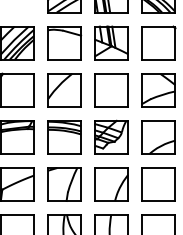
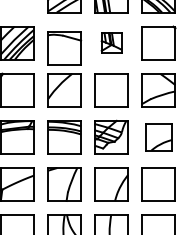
part size: 35x36 px -> 23x22 px (111, 42)
part position: (64, 43) -> (64, 48) (64, 48)
part size: 35x35 px -> 28x29 px (158, 137)
